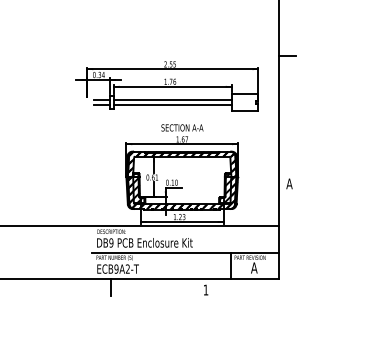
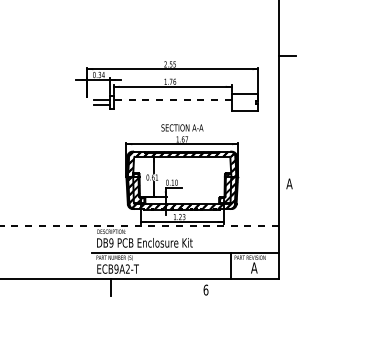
line: solid -> dashed (172, 99)
line: present -> none (172, 105)
line: solid -> dashed (139, 226)
text: 1 -> 6 (205, 289)
